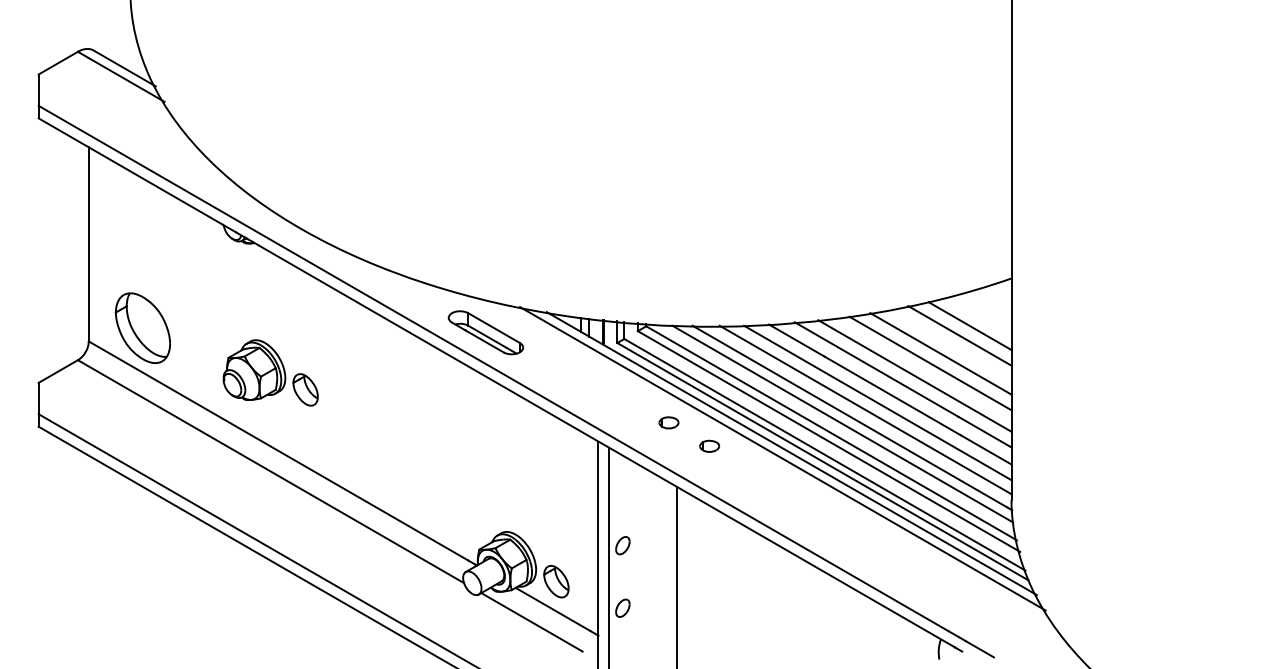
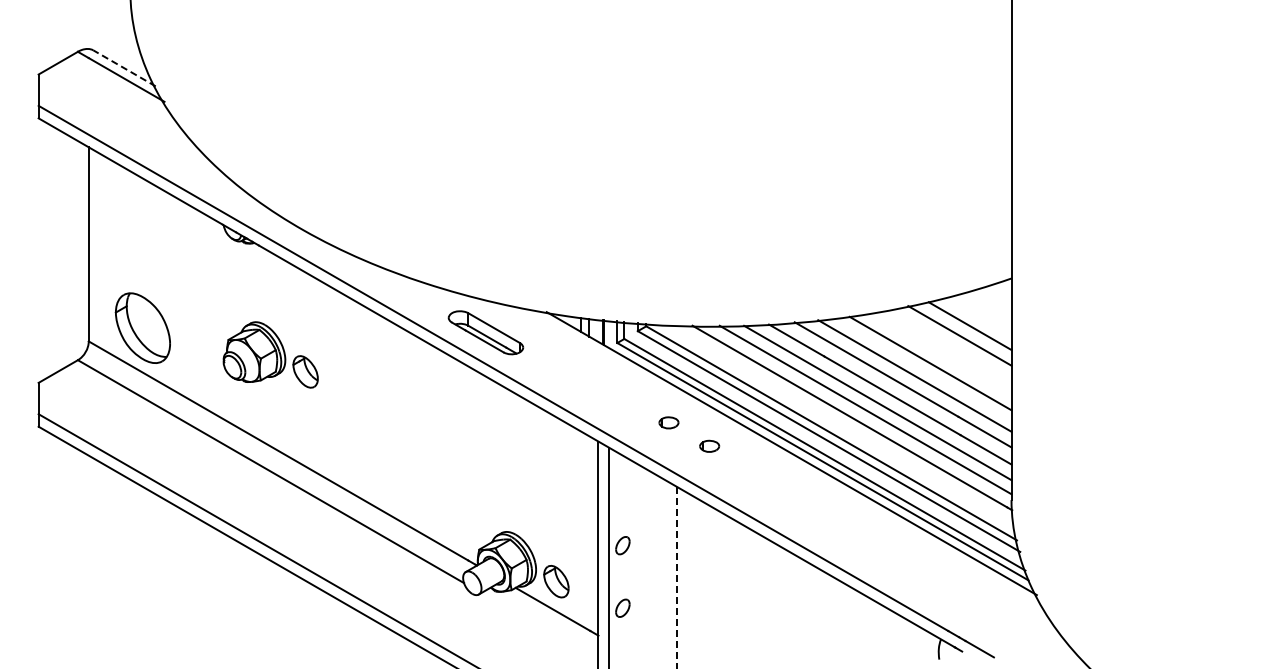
line: solid -> dashed (124, 68)
line: present -> none (940, 353)
part position: (270, 372) -> (270, 354) (270, 354)
line: present -> none (842, 423)
line: present -> none (782, 458)
line: solid -> dashed (677, 577)
line: present -> none (531, 622)
